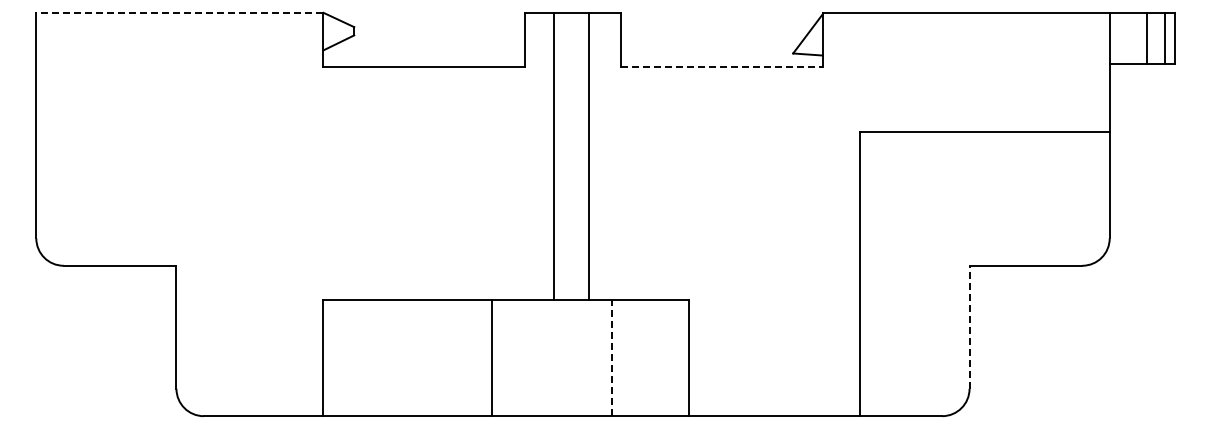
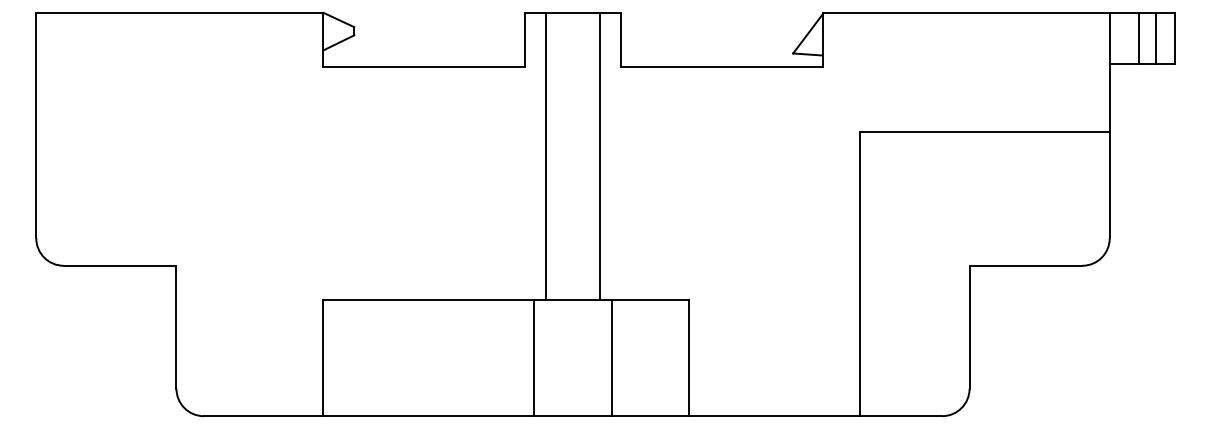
line: dashed -> solid (179, 12)
line position: (1146, 38) -> (1138, 38) (1138, 38)
line position: (1164, 38) -> (1155, 38) (1155, 38)
line: dashed -> solid (721, 67)
line position: (553, 155) -> (545, 155) (545, 155)
line position: (589, 155) -> (600, 155) (600, 155)
line: dashed -> solid (969, 327)
line position: (491, 357) -> (533, 357) (533, 357)
line: dashed -> solid (612, 357)
